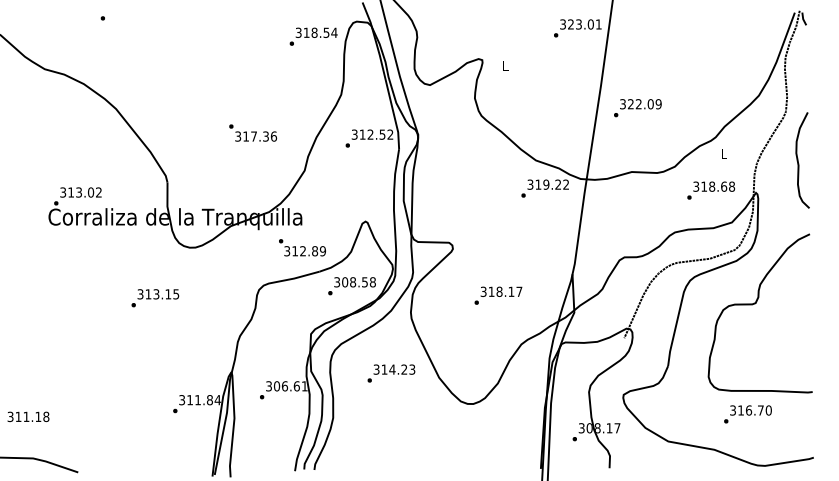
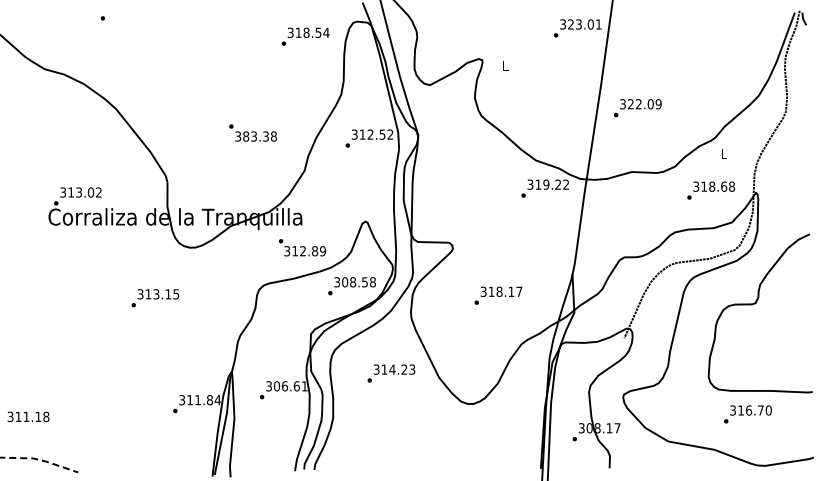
text position: (313, 36) -> (305, 36) (305, 36)
text: 317.36 -> 383.38 (259, 136)
curve: present -> none (798, 160)
line: solid -> dashed (40, 460)
